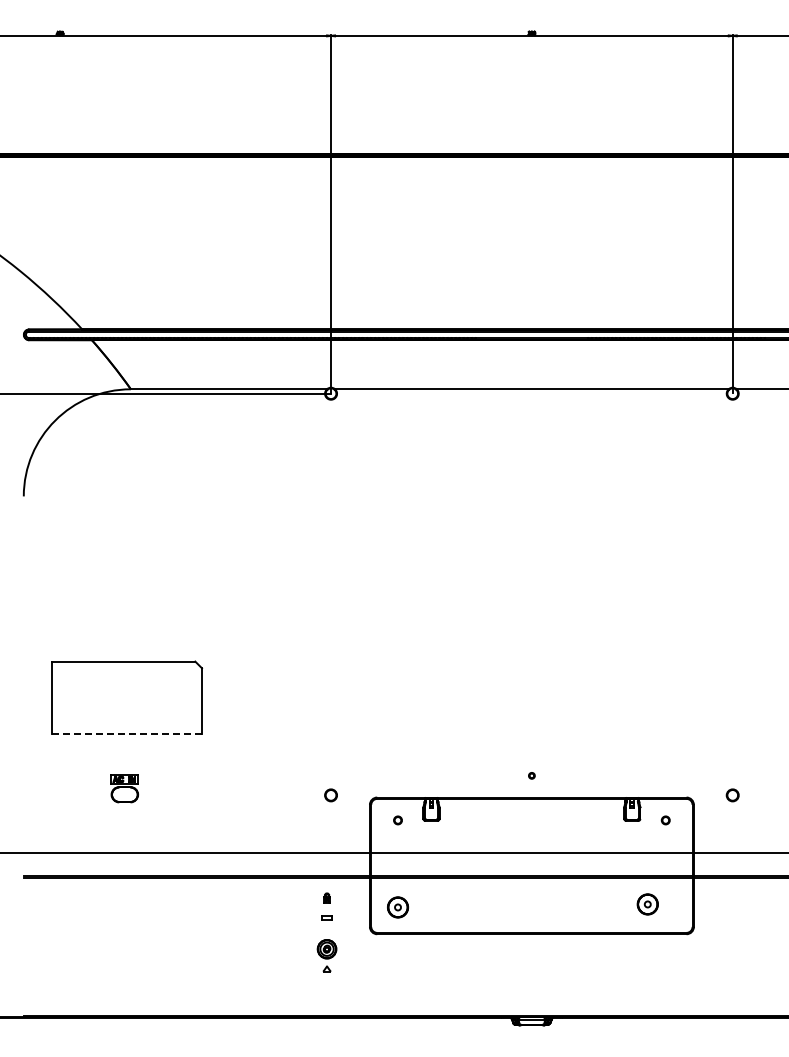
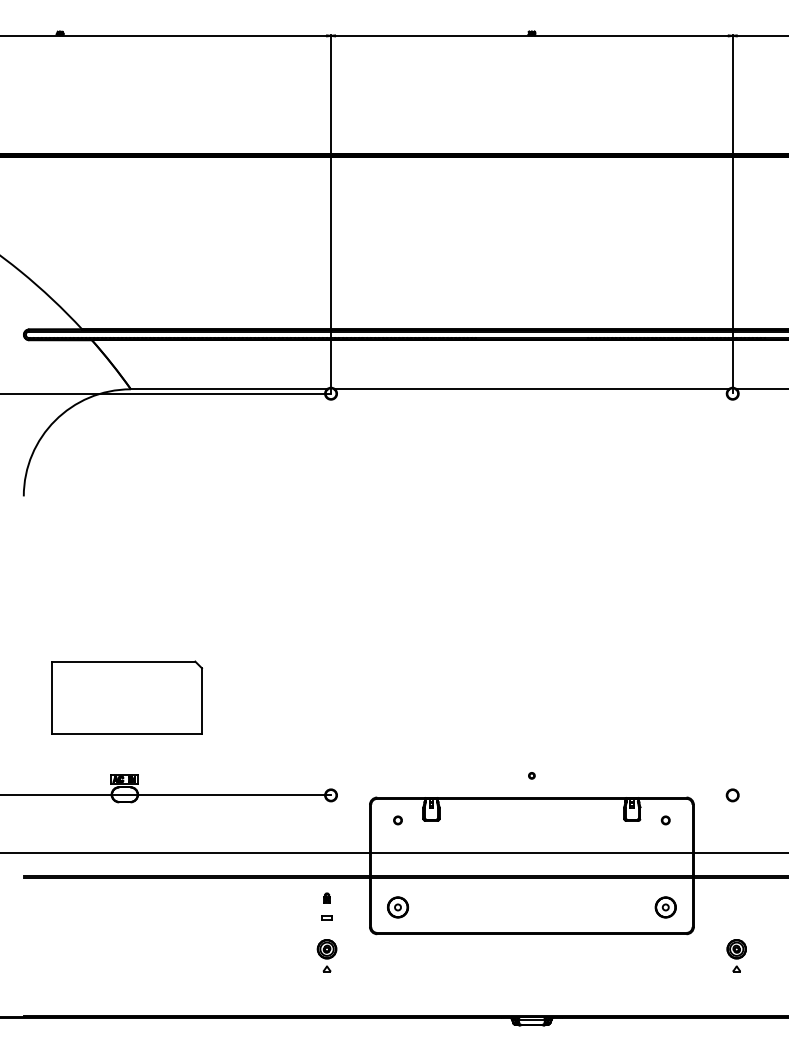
line: dashed -> solid (127, 733)
line: none -> present (166, 795)
part position: (647, 904) -> (665, 907) (665, 907)
part: none -> present (736, 955)
